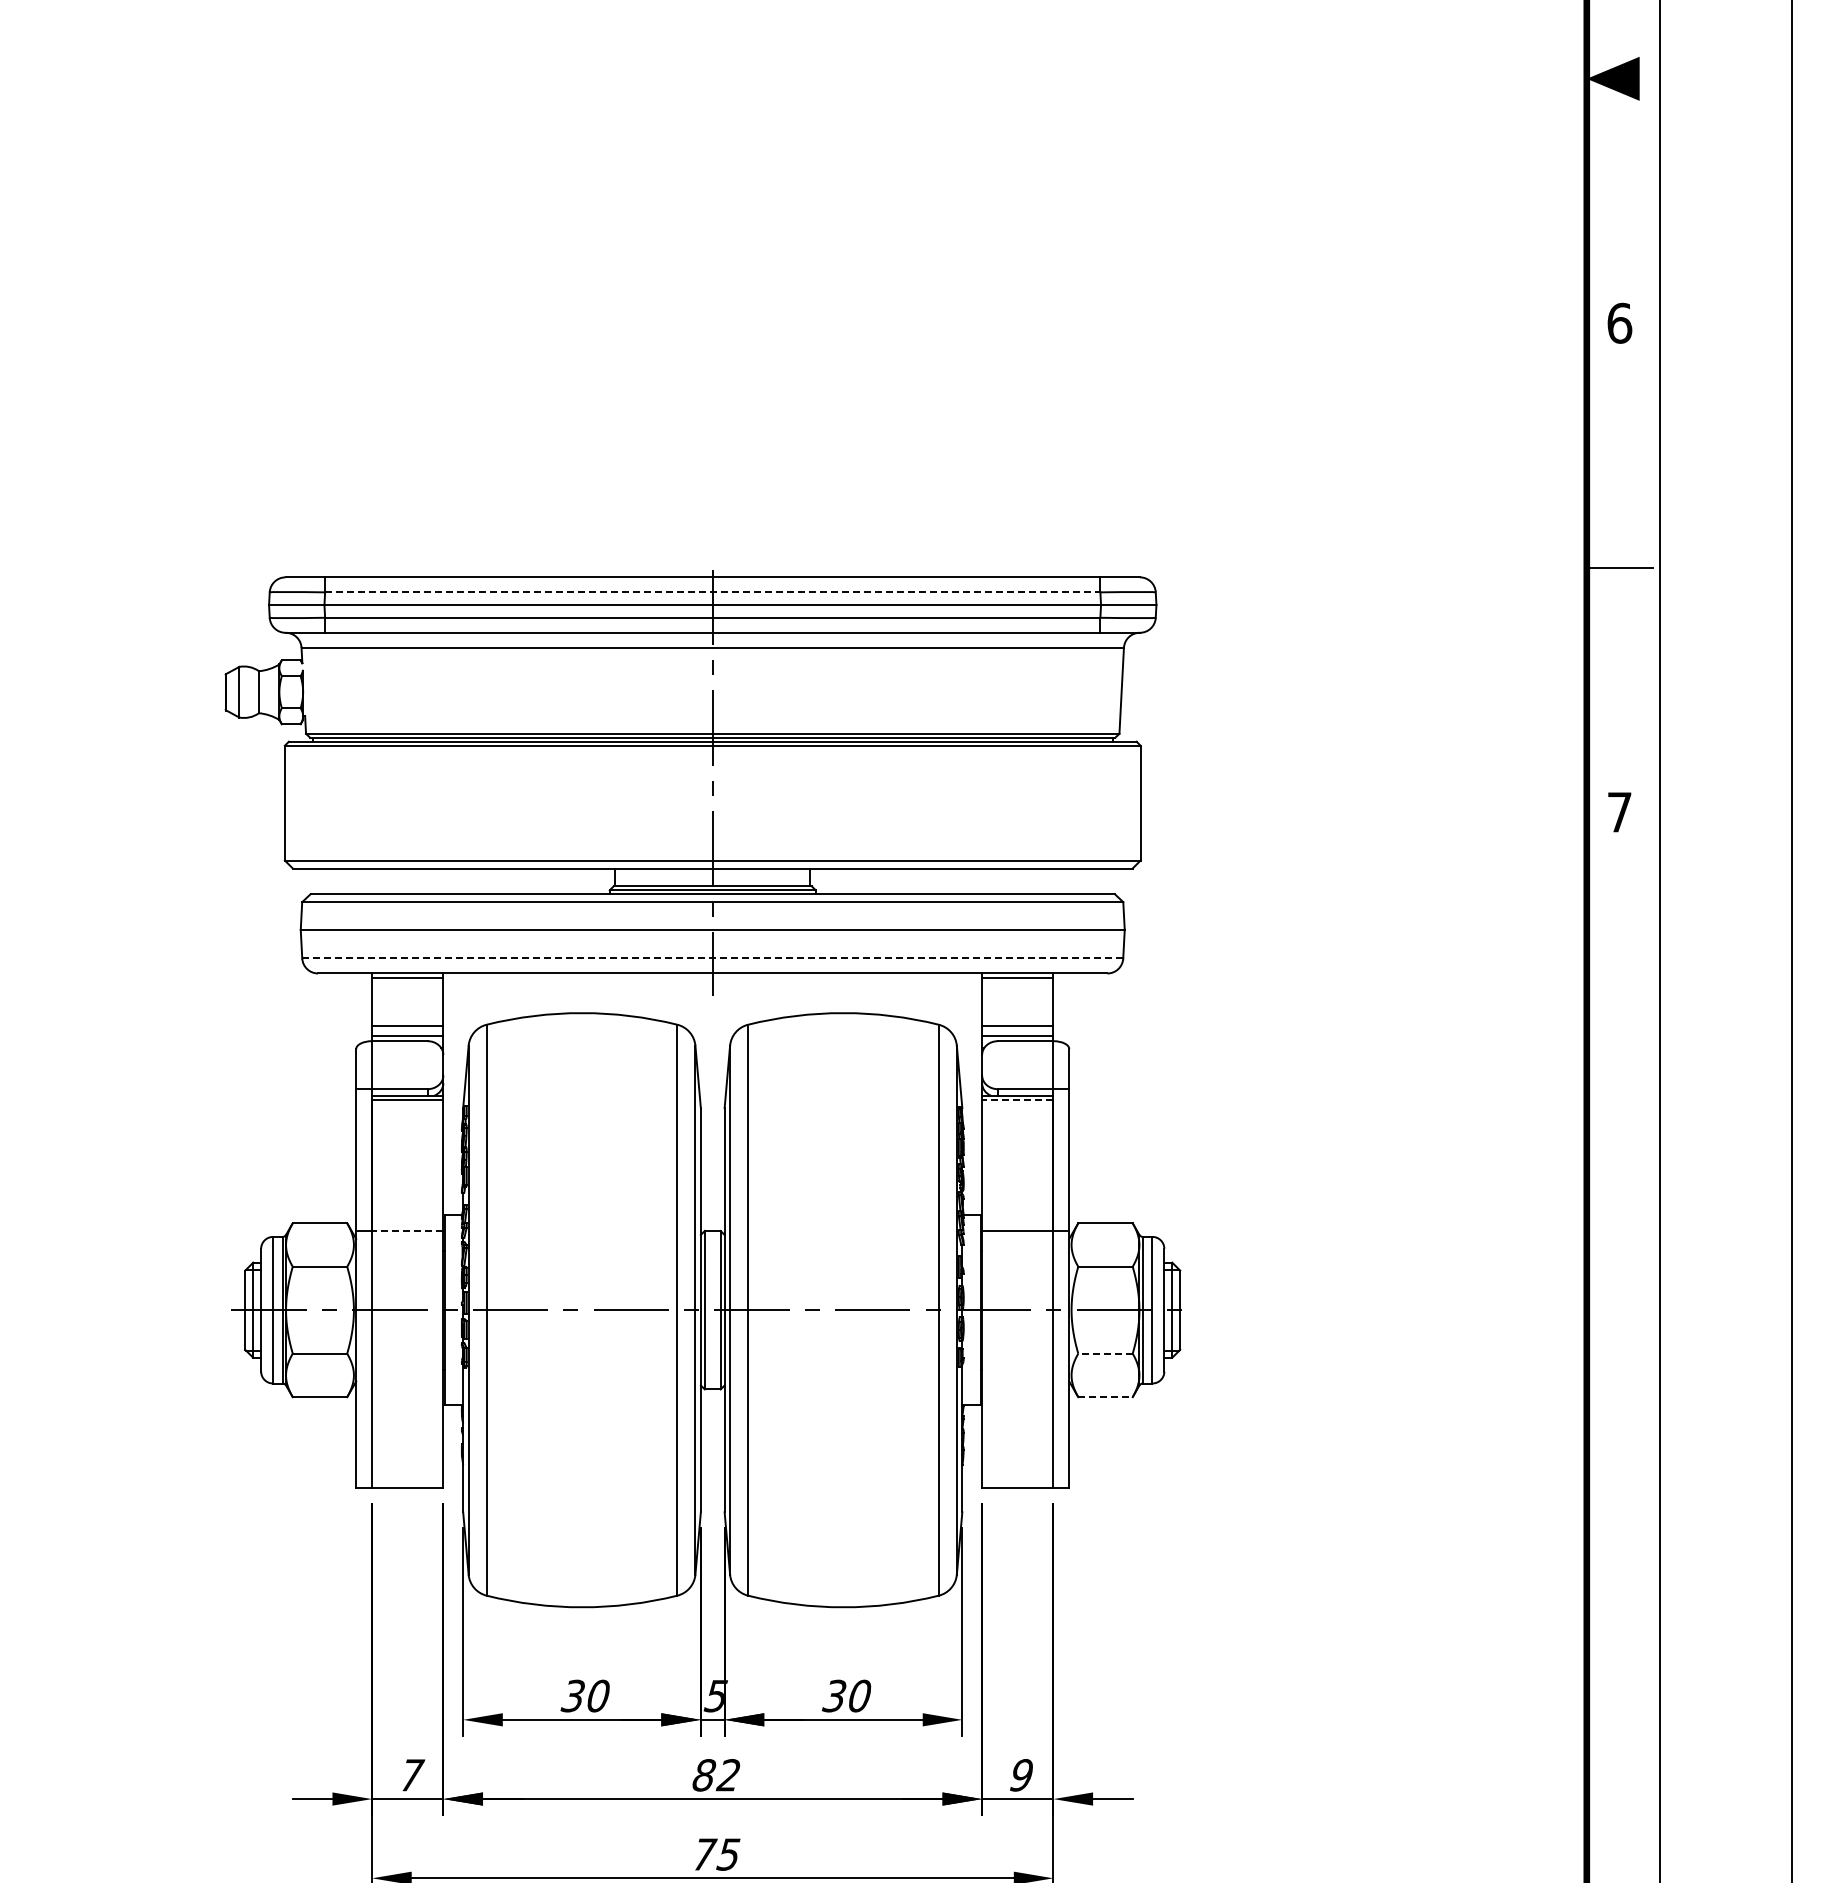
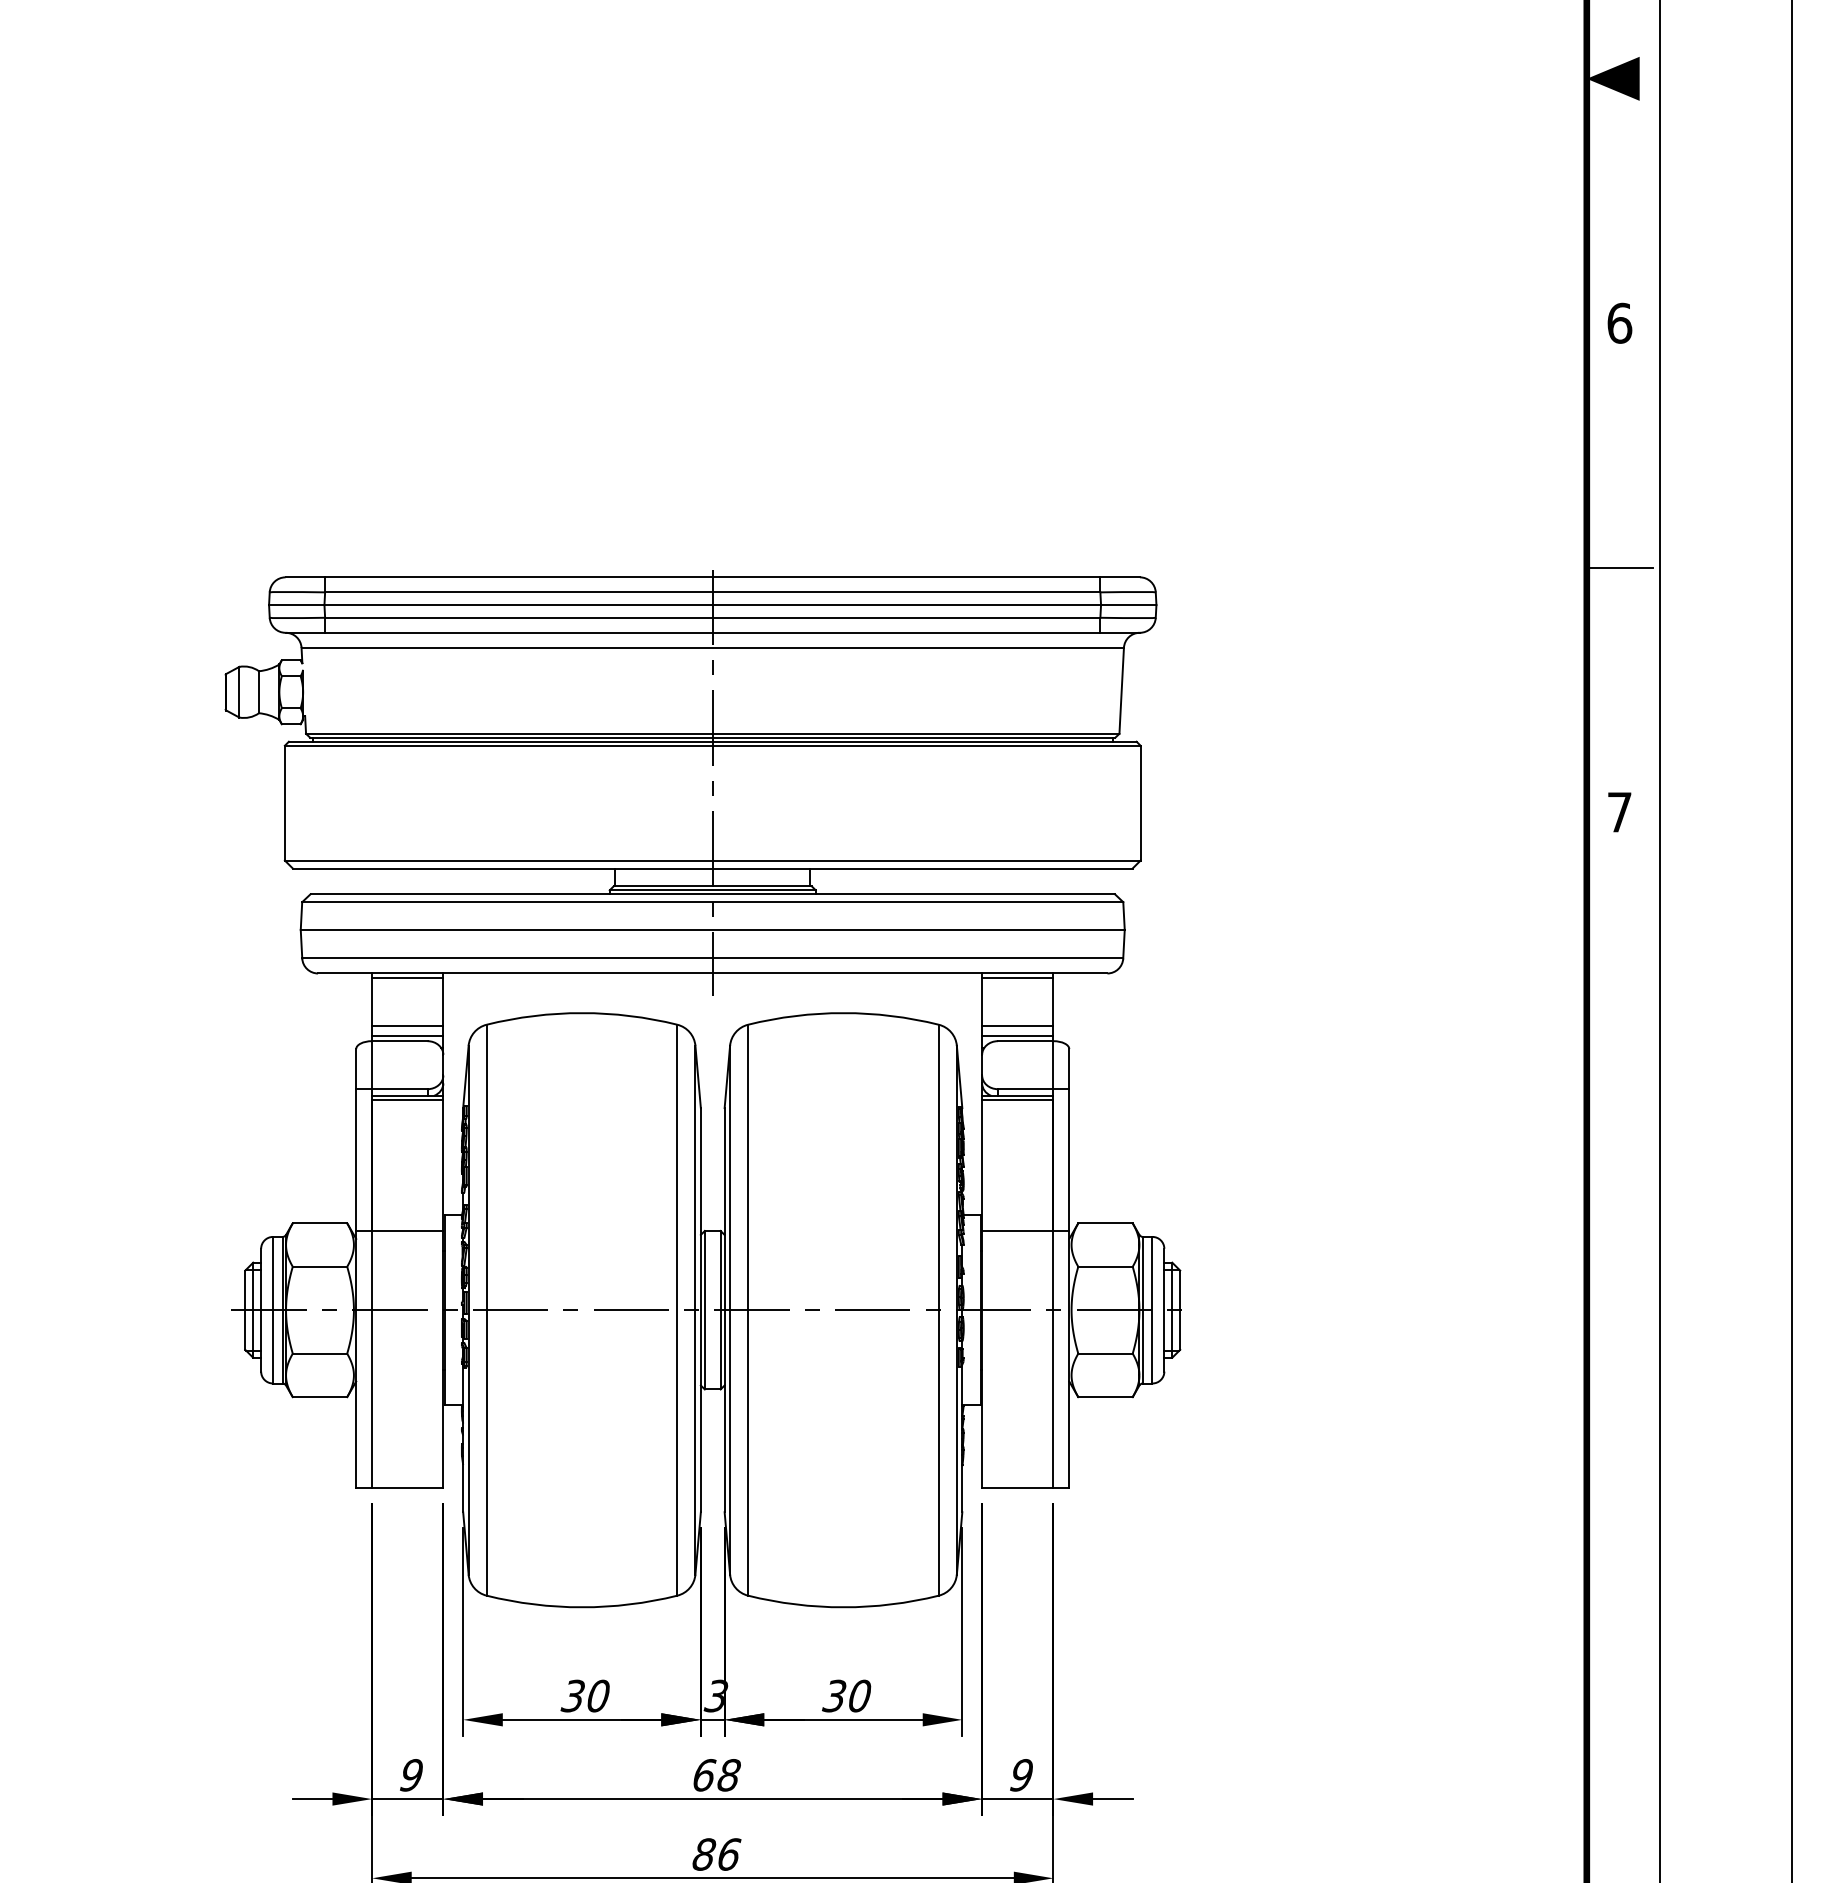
line: dashed -> solid (712, 592)
line: dashed -> solid (712, 958)
line: dashed -> solid (1017, 1100)
line: dashed -> solid (407, 1231)
line: dashed -> solid (1105, 1353)
line: dashed -> solid (1106, 1397)
text: 5 -> 3 (716, 1695)
text: 7 -> 9 (412, 1775)
text: 82 -> 68 (716, 1775)
text: 75 -> 86 (716, 1854)
